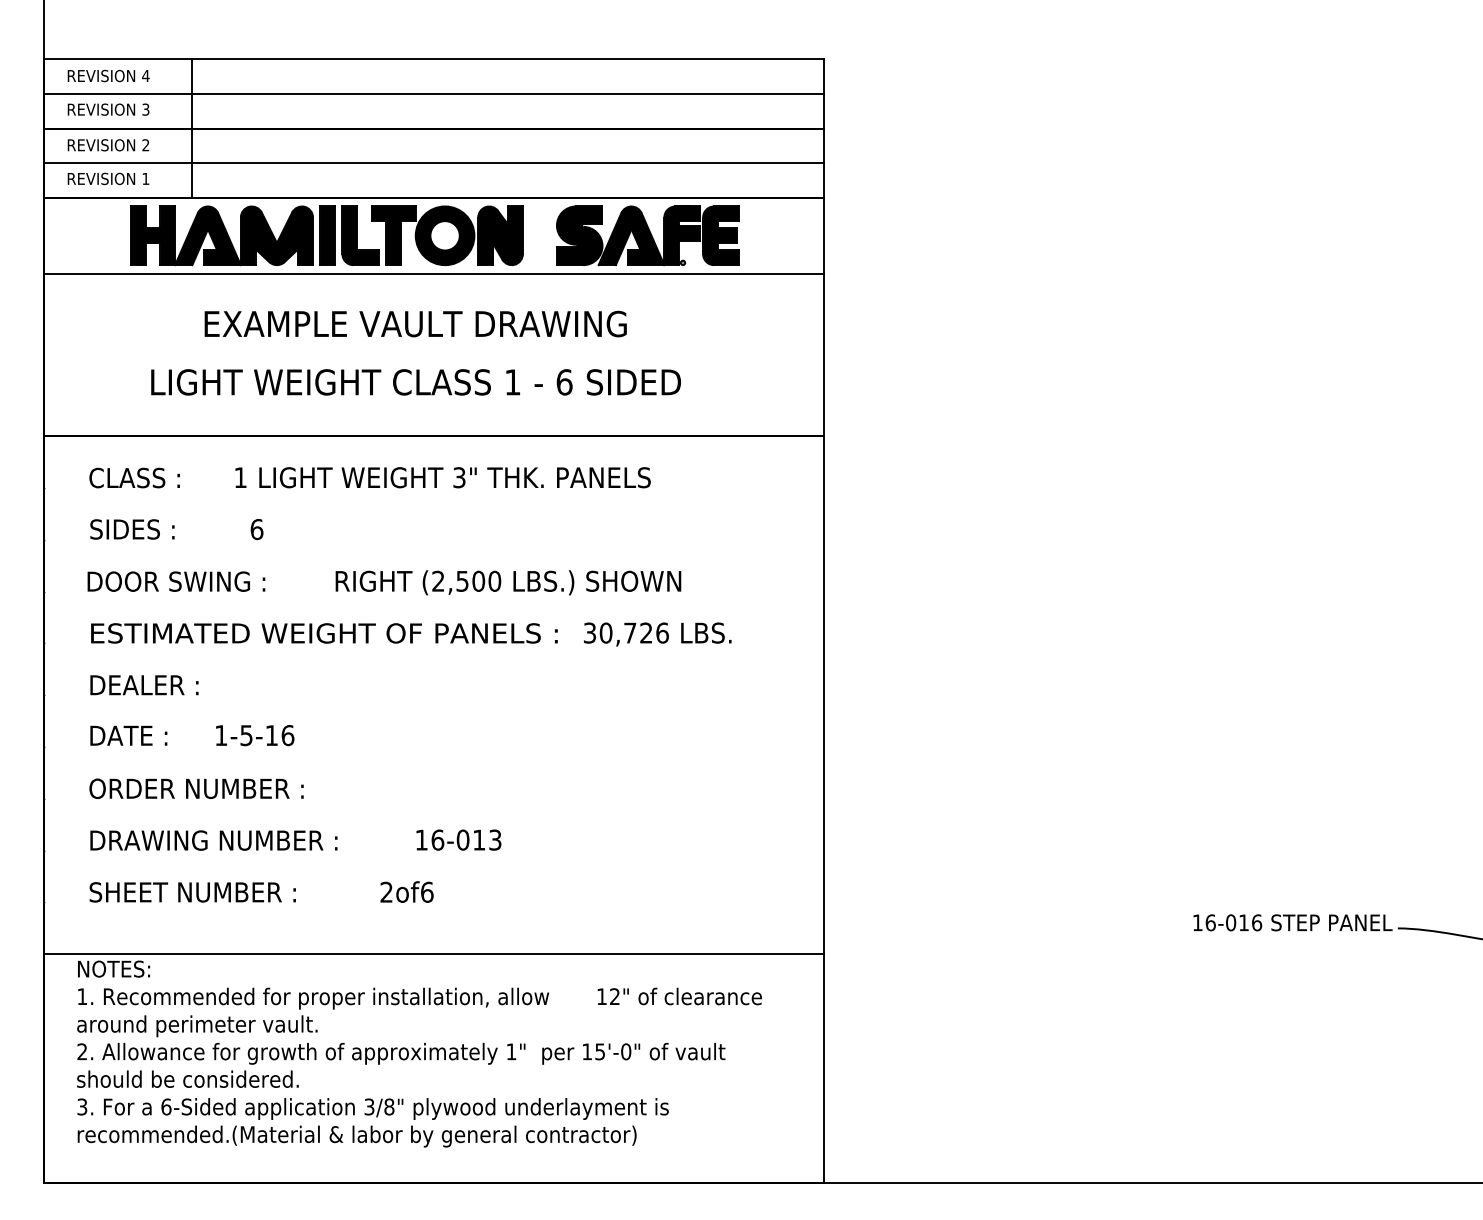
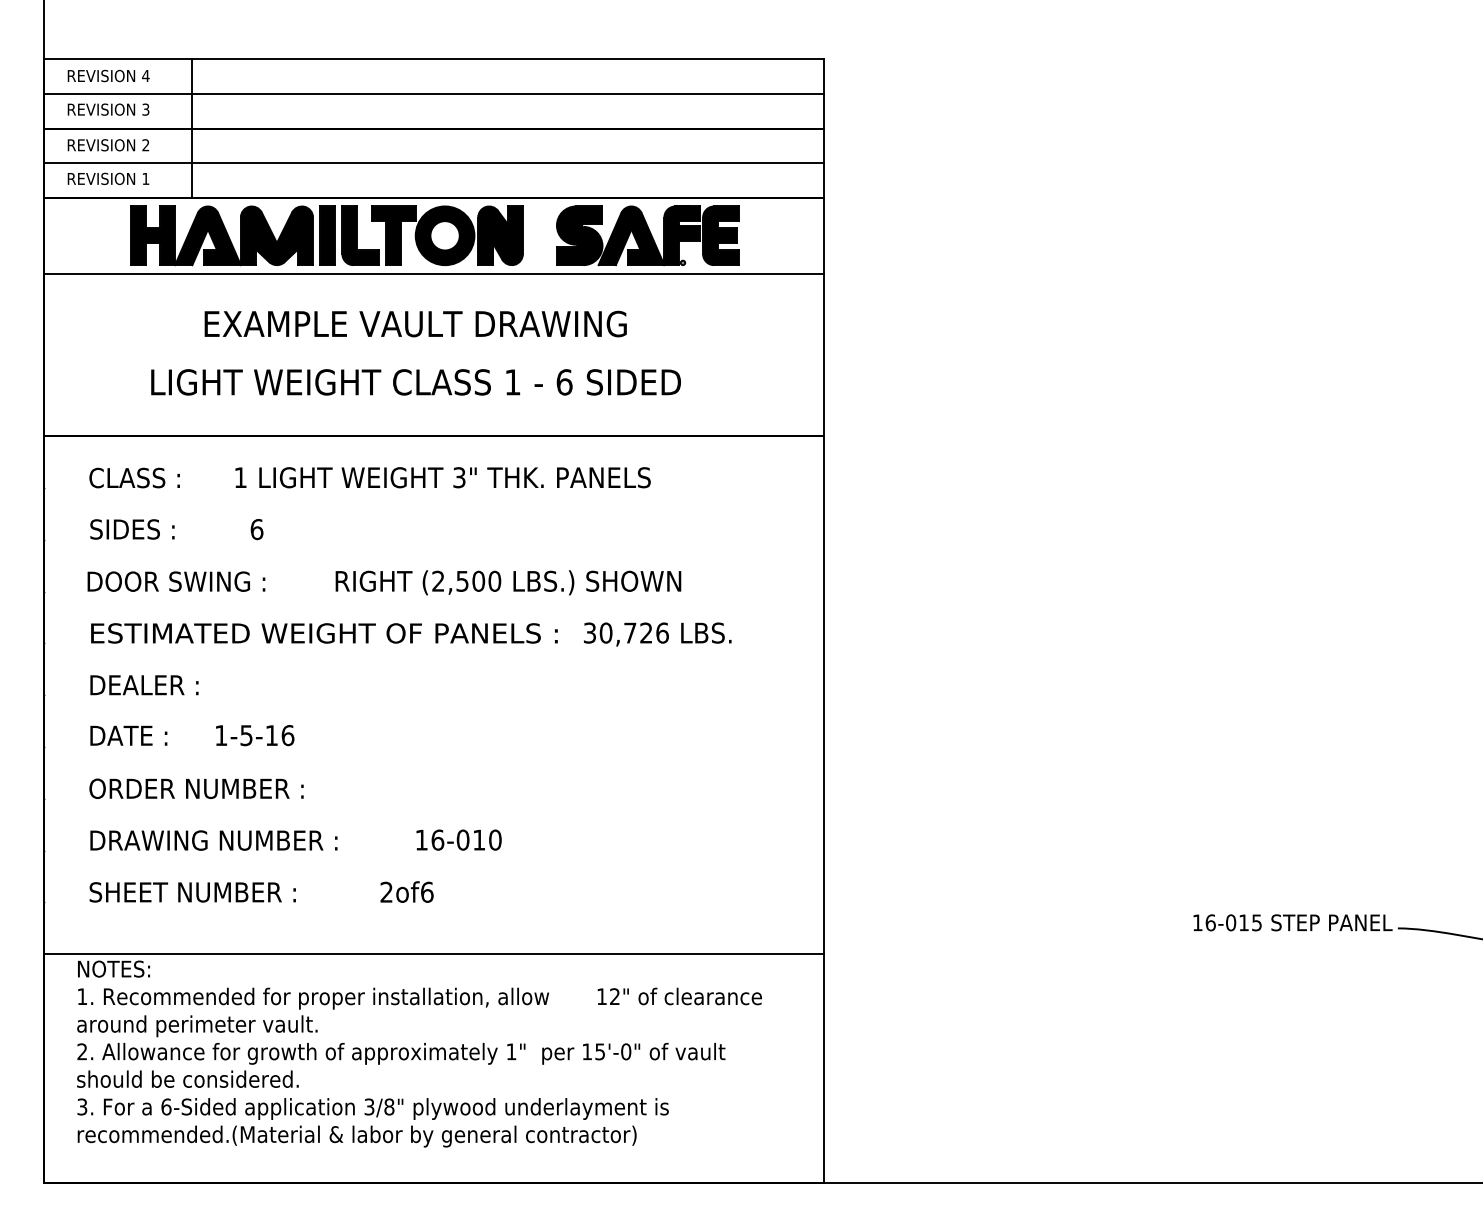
text: 16-013 -> 16-010 (495, 839)
text: 16-016 -> 16-015 (1257, 922)
